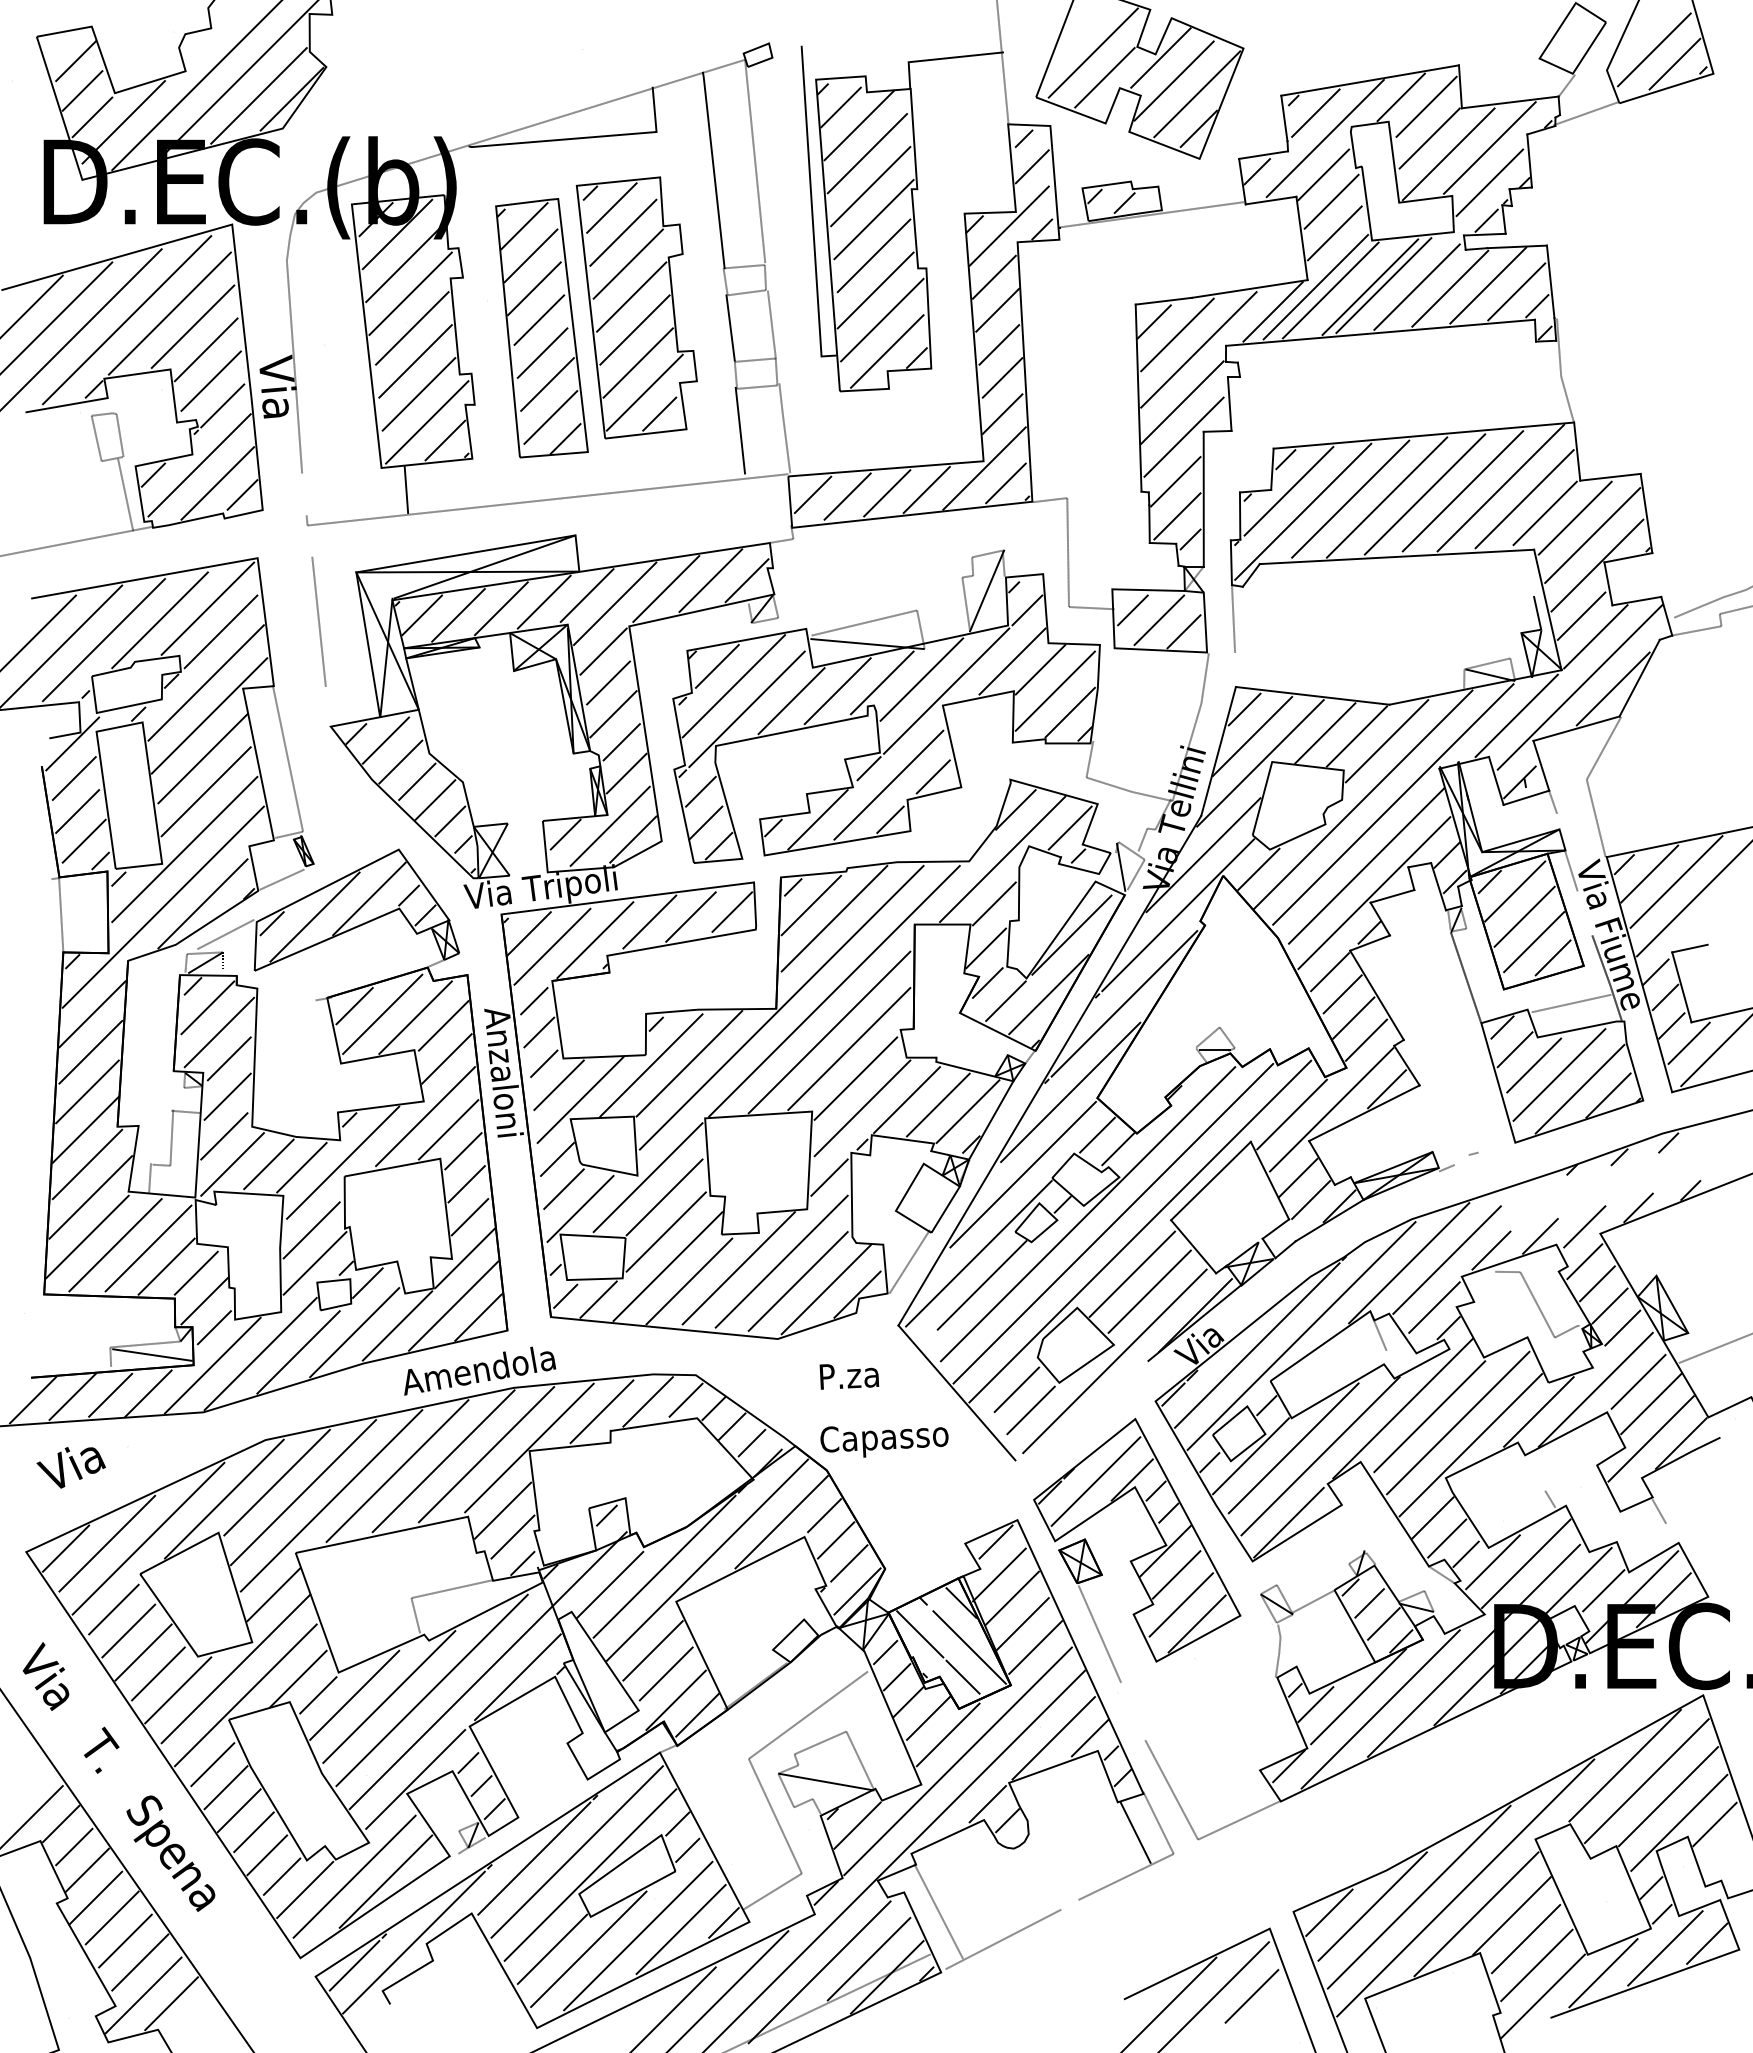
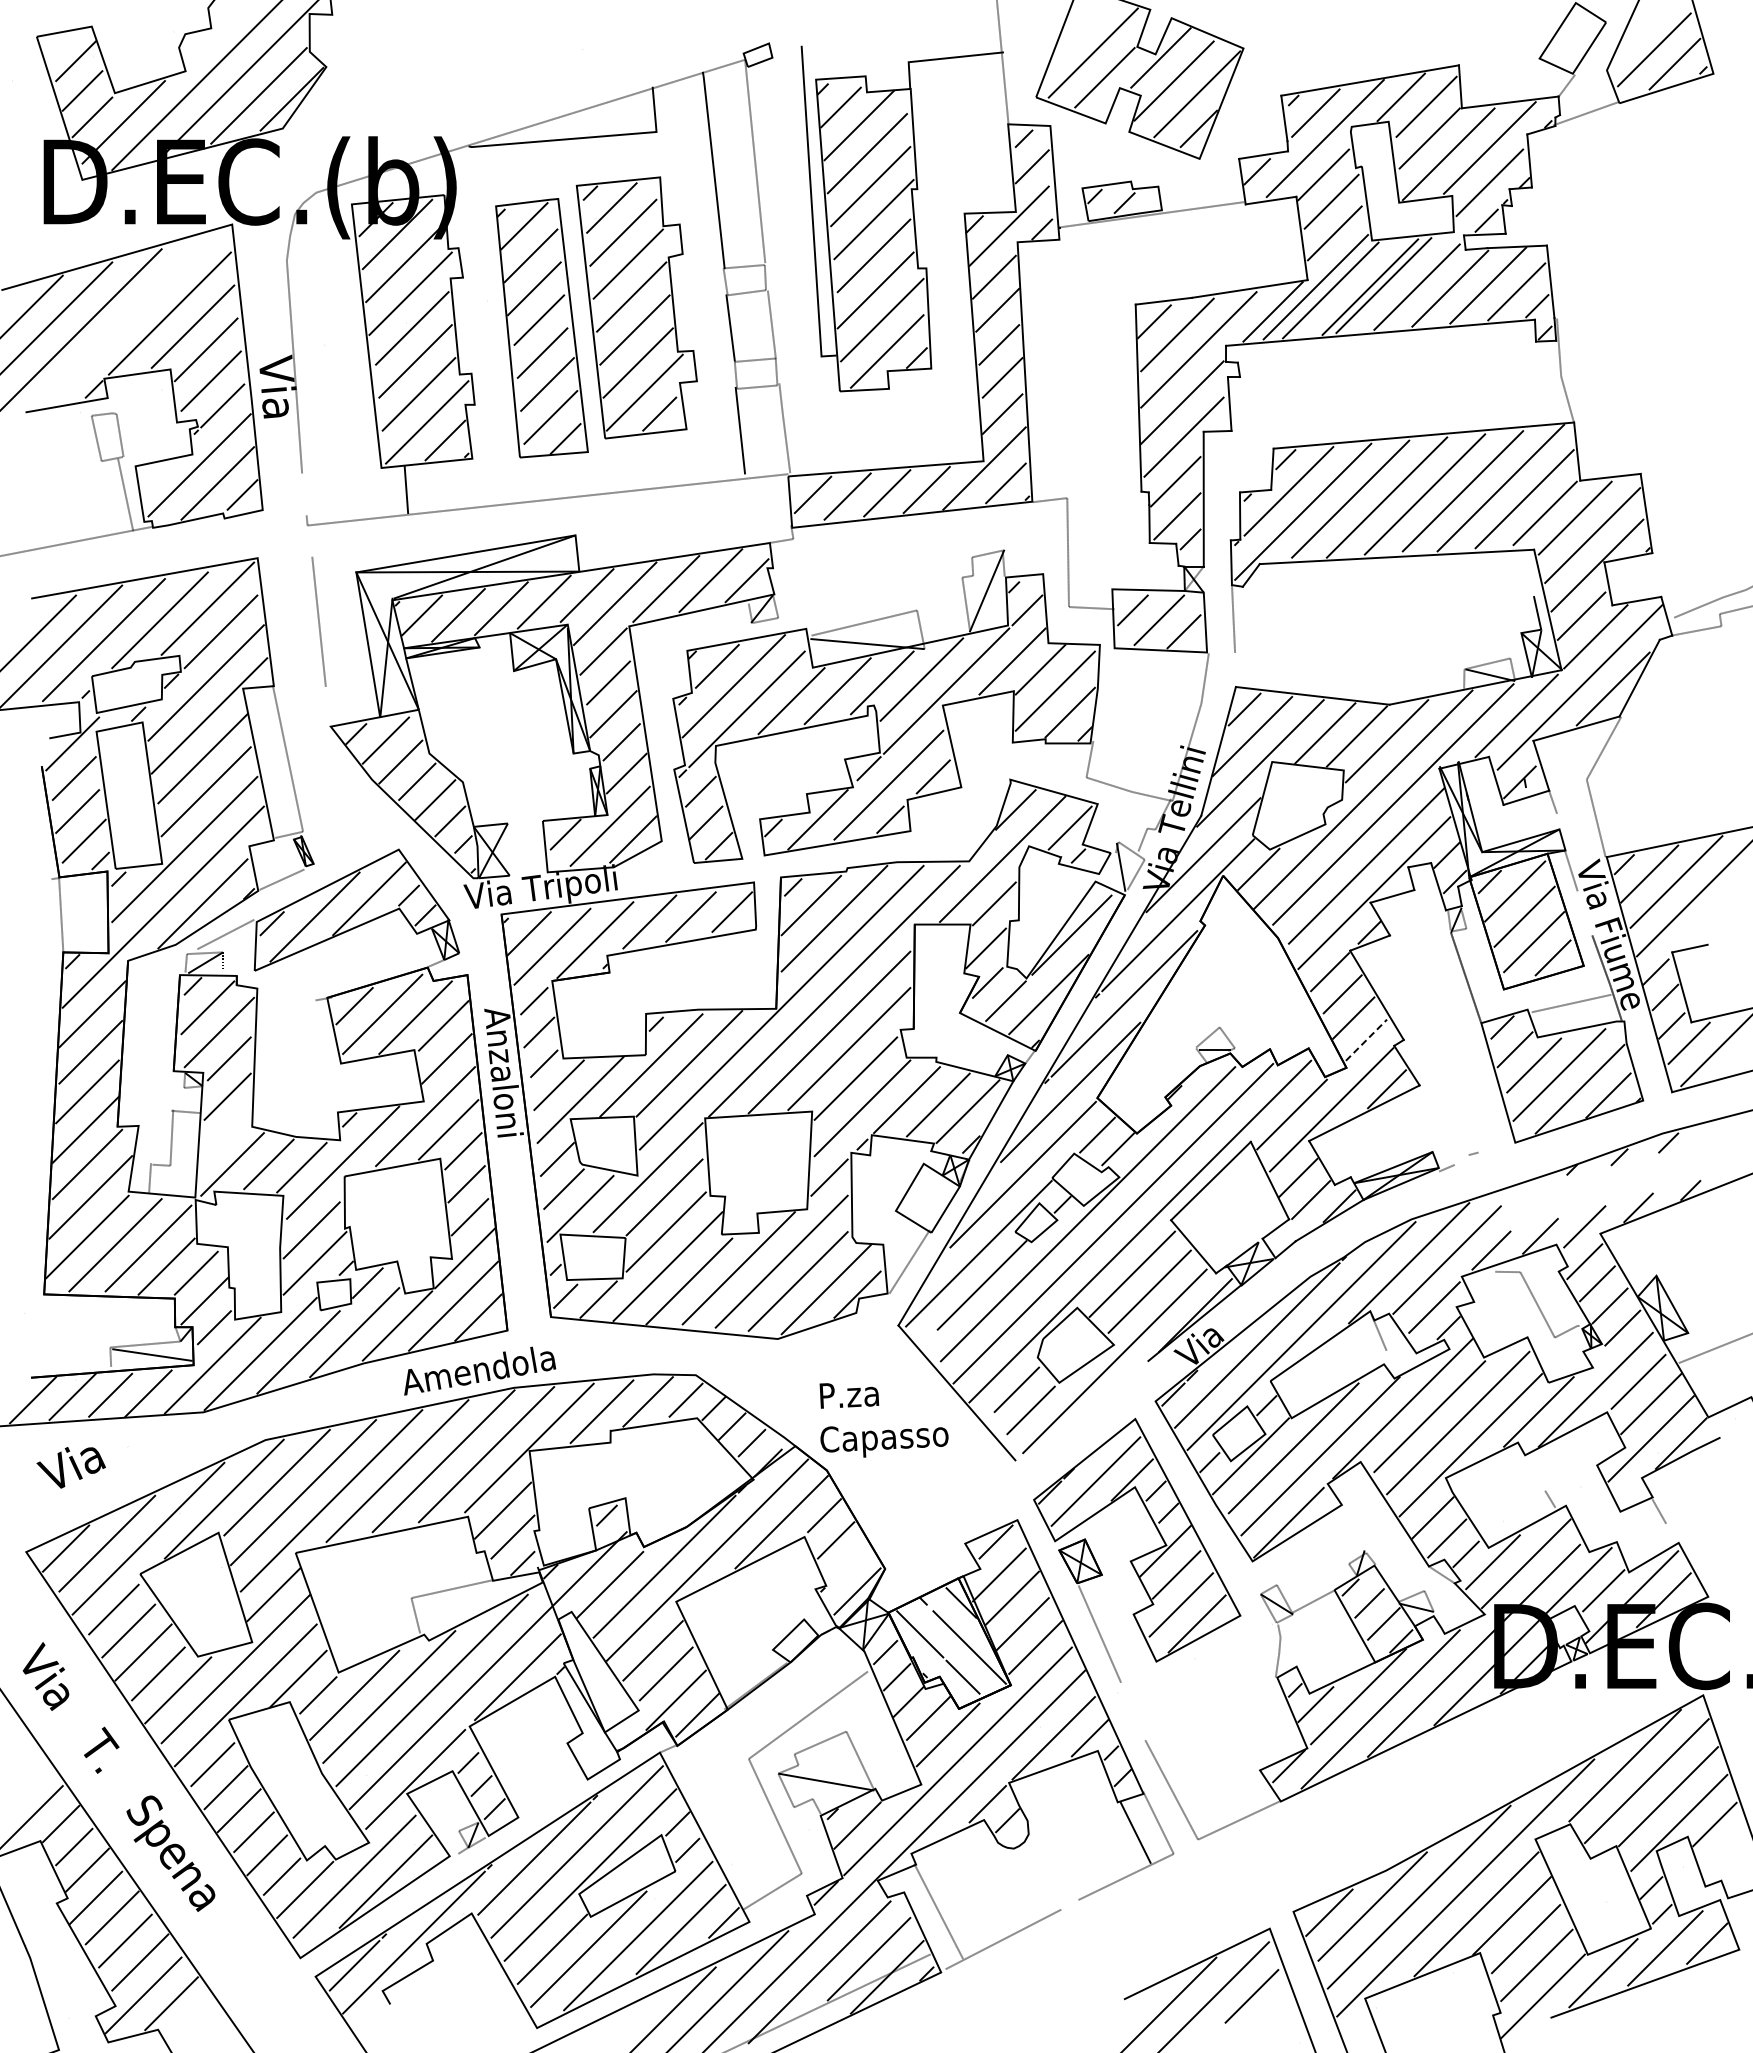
line: present -> none (126, 320)
line: present -> none (152, 474)
line: solid -> dashed (1366, 1039)
line: present -> none (224, 1136)
text position: (849, 1376) -> (849, 1395) (849, 1395)
line: present -> none (849, 1563)
